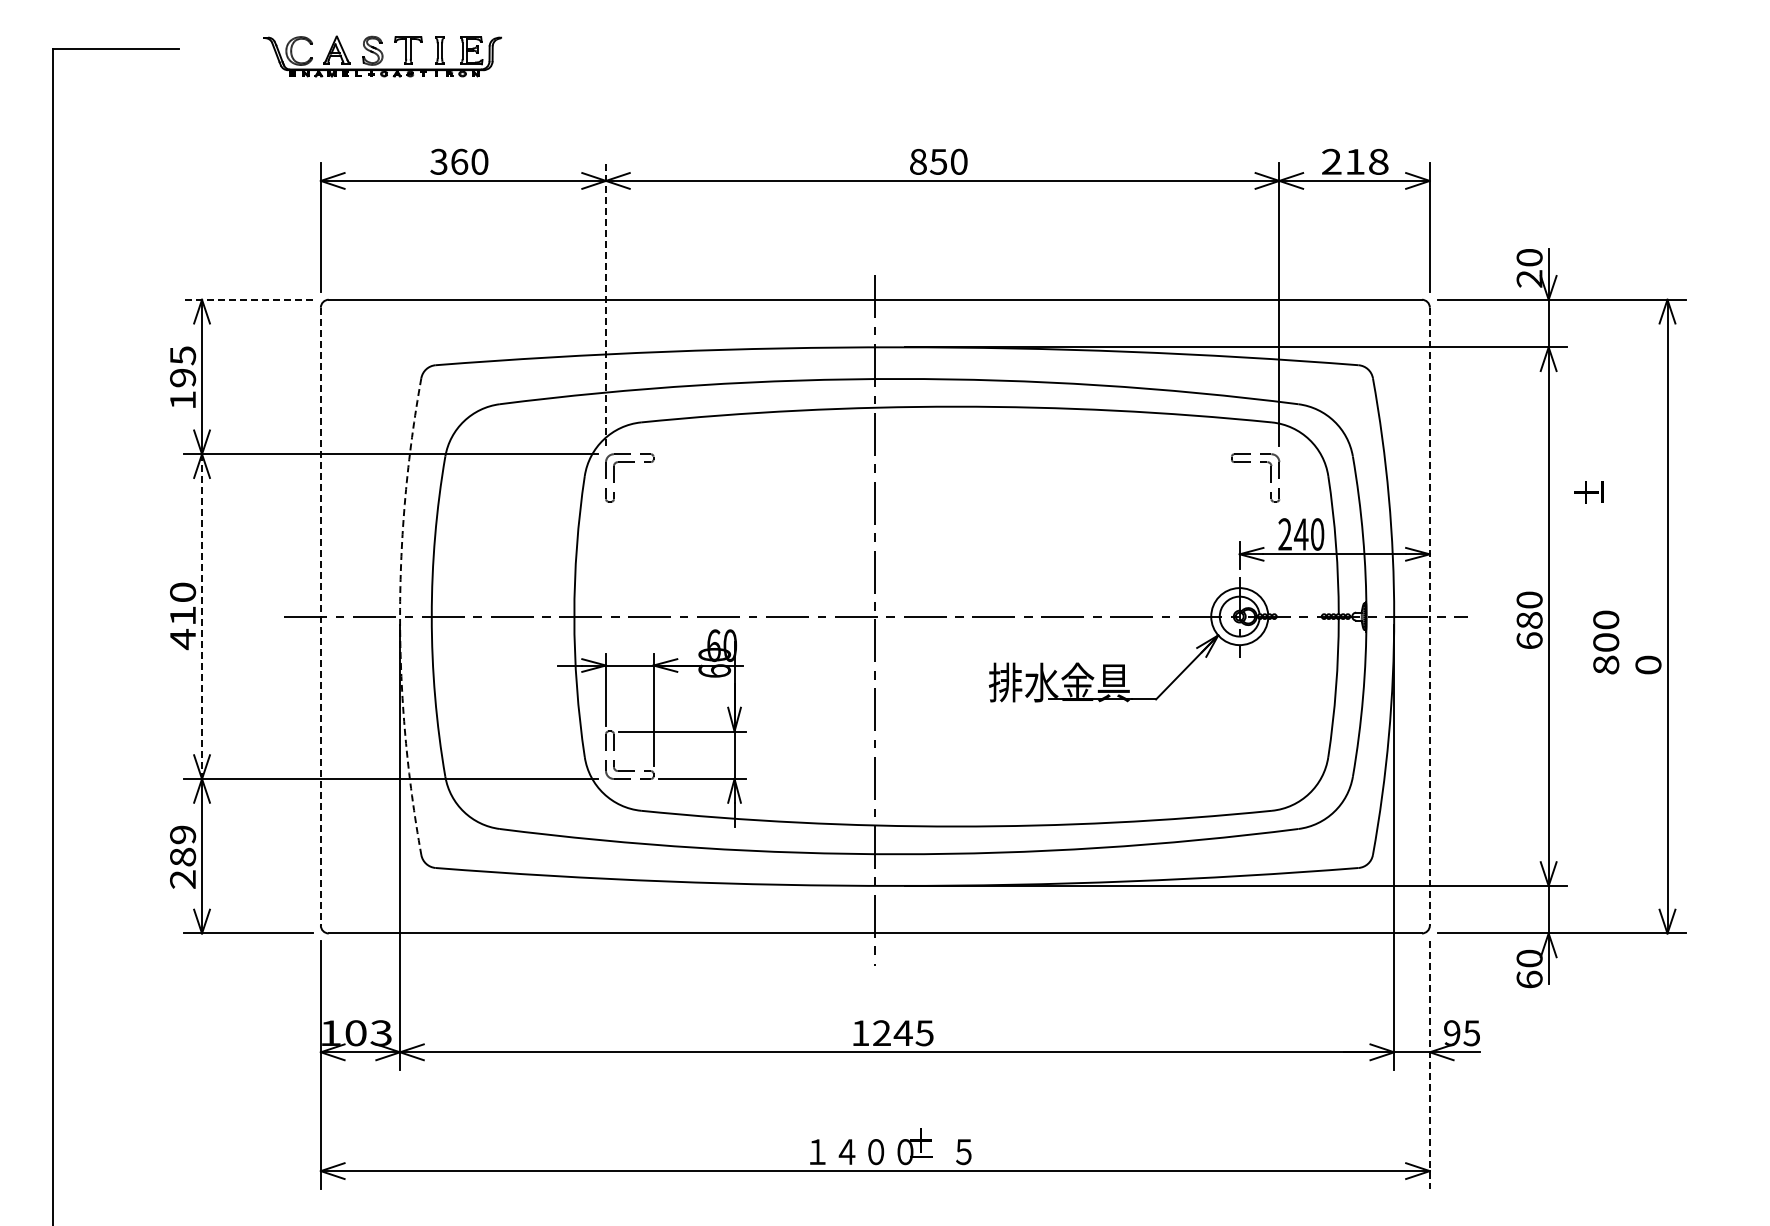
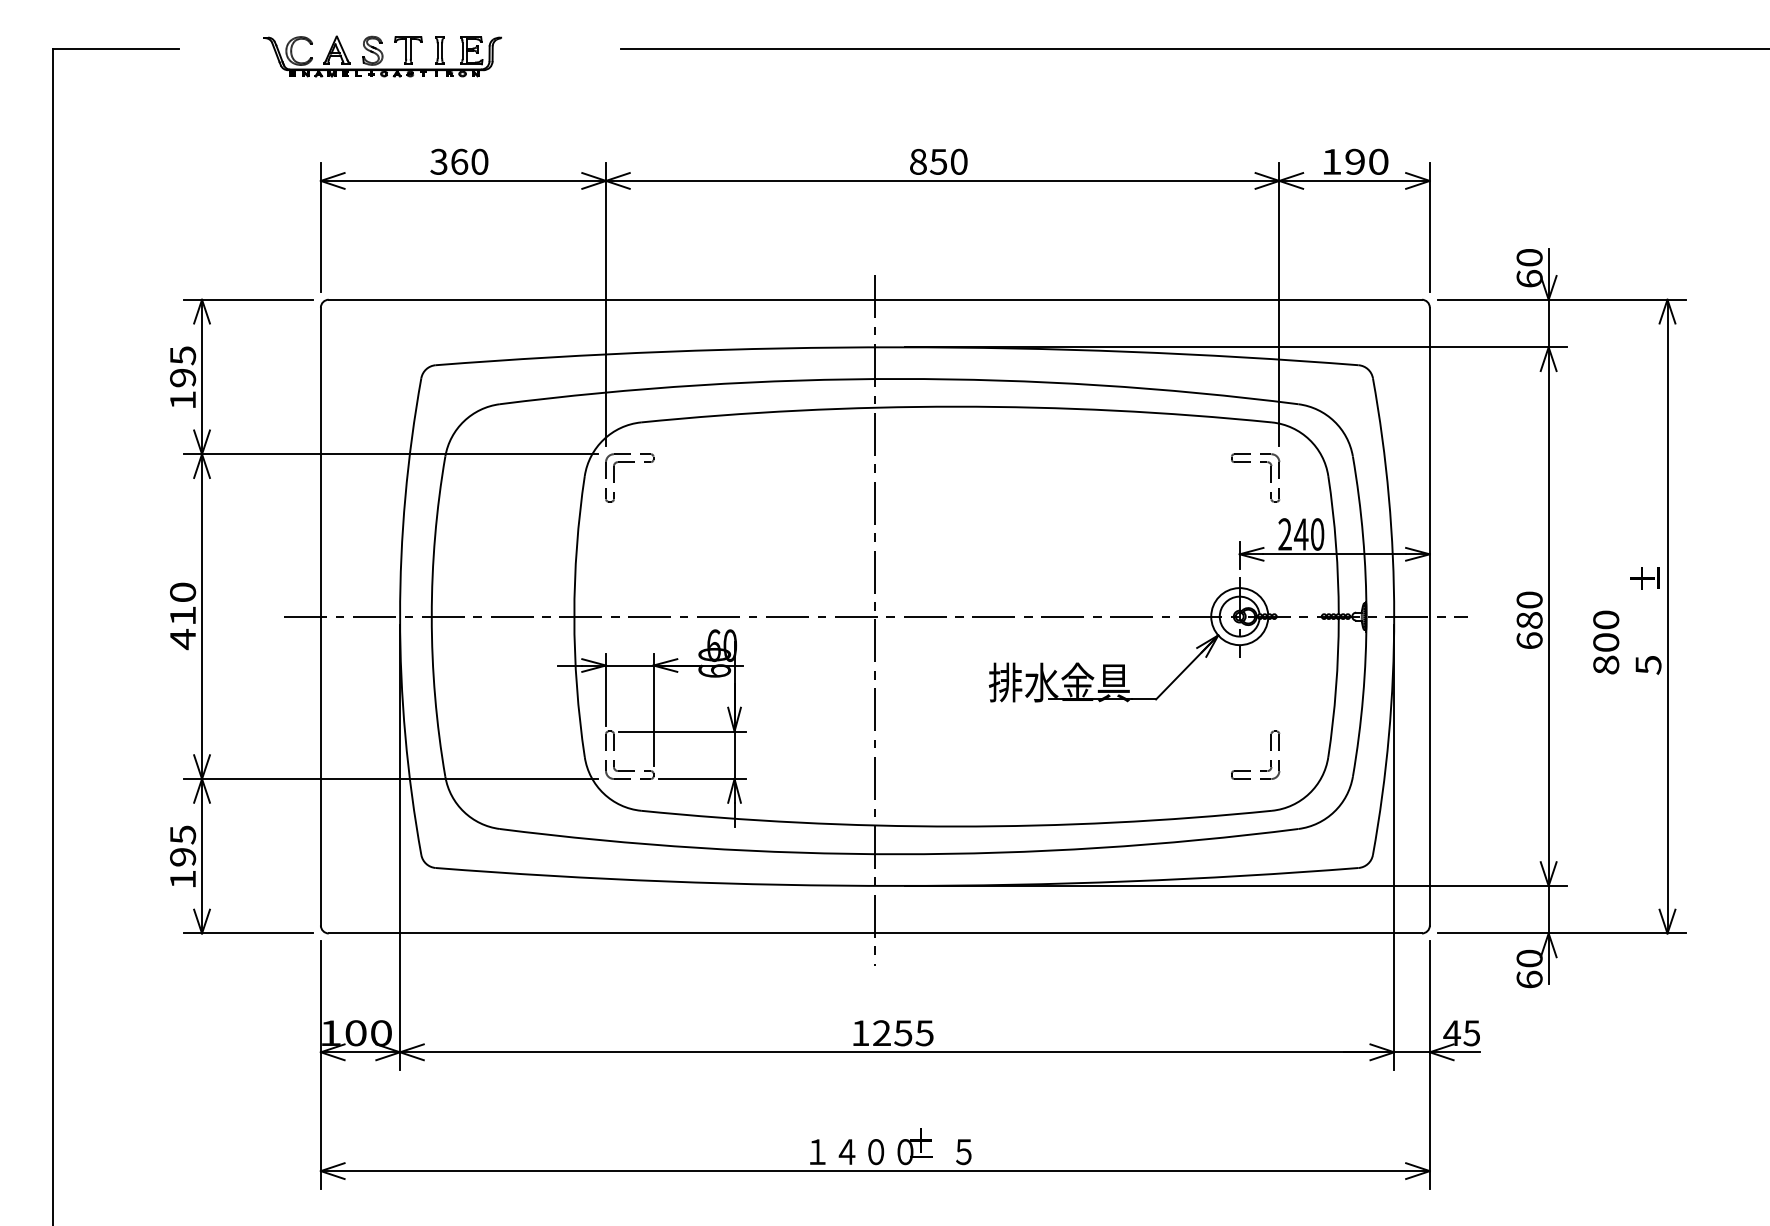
line: none -> present (1193, 48)
text: 218 -> 190 (1355, 161)
text: 20 -> 60 (1529, 278)
line: dashed -> solid (248, 299)
line: dashed -> solid (606, 304)
text position: (1588, 492) -> (1644, 578) (1644, 578)
line: dashed -> solid (320, 616)
arc: dashed -> solid (400, 616)
line: dashed -> solid (1429, 616)
line: dashed -> solid (202, 617)
text: 0 -> 5 (1648, 664)
part: none -> present (1270, 750)
text: 289 -> 195 (183, 856)
text: 103 -> 100 (380, 1033)
text: 1245 -> 1255 (902, 1033)
text: 95 -> 45 (1452, 1033)
line: dashed -> solid (1429, 1065)
